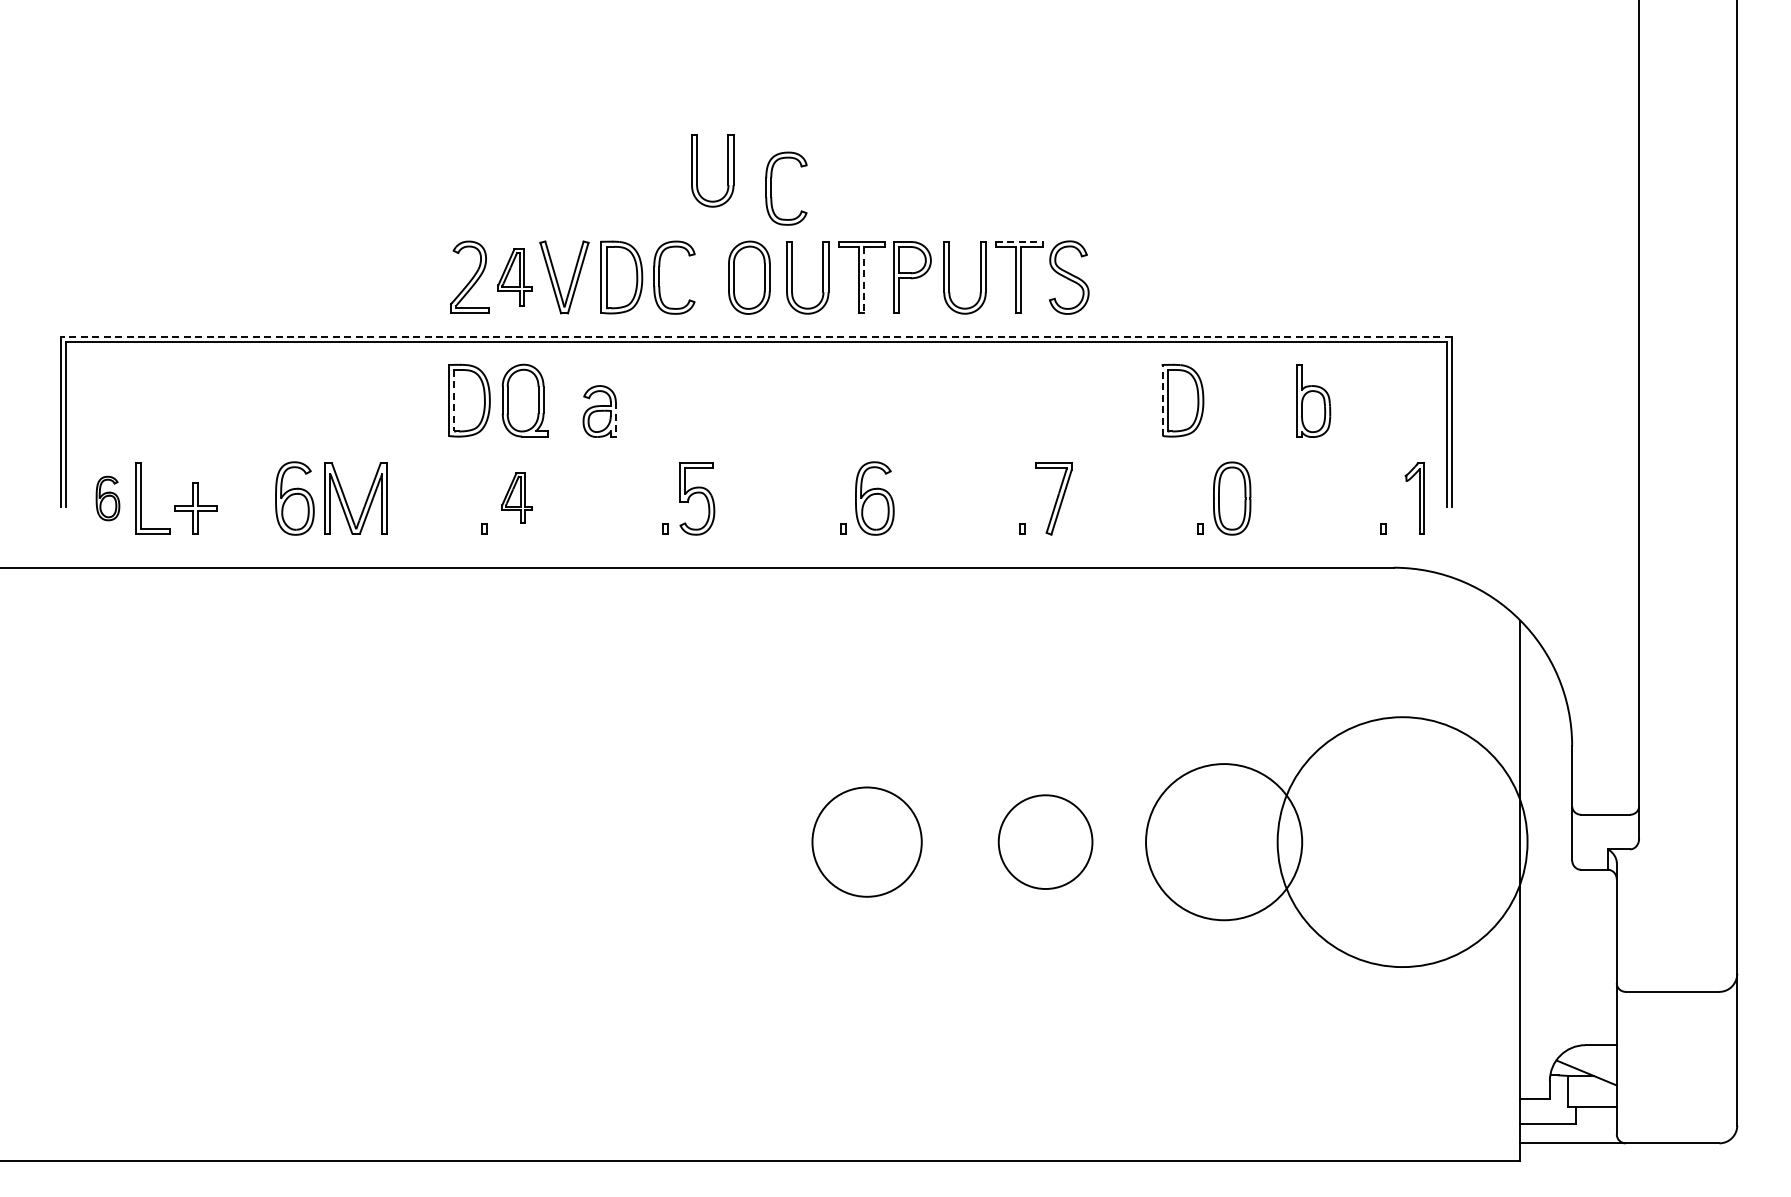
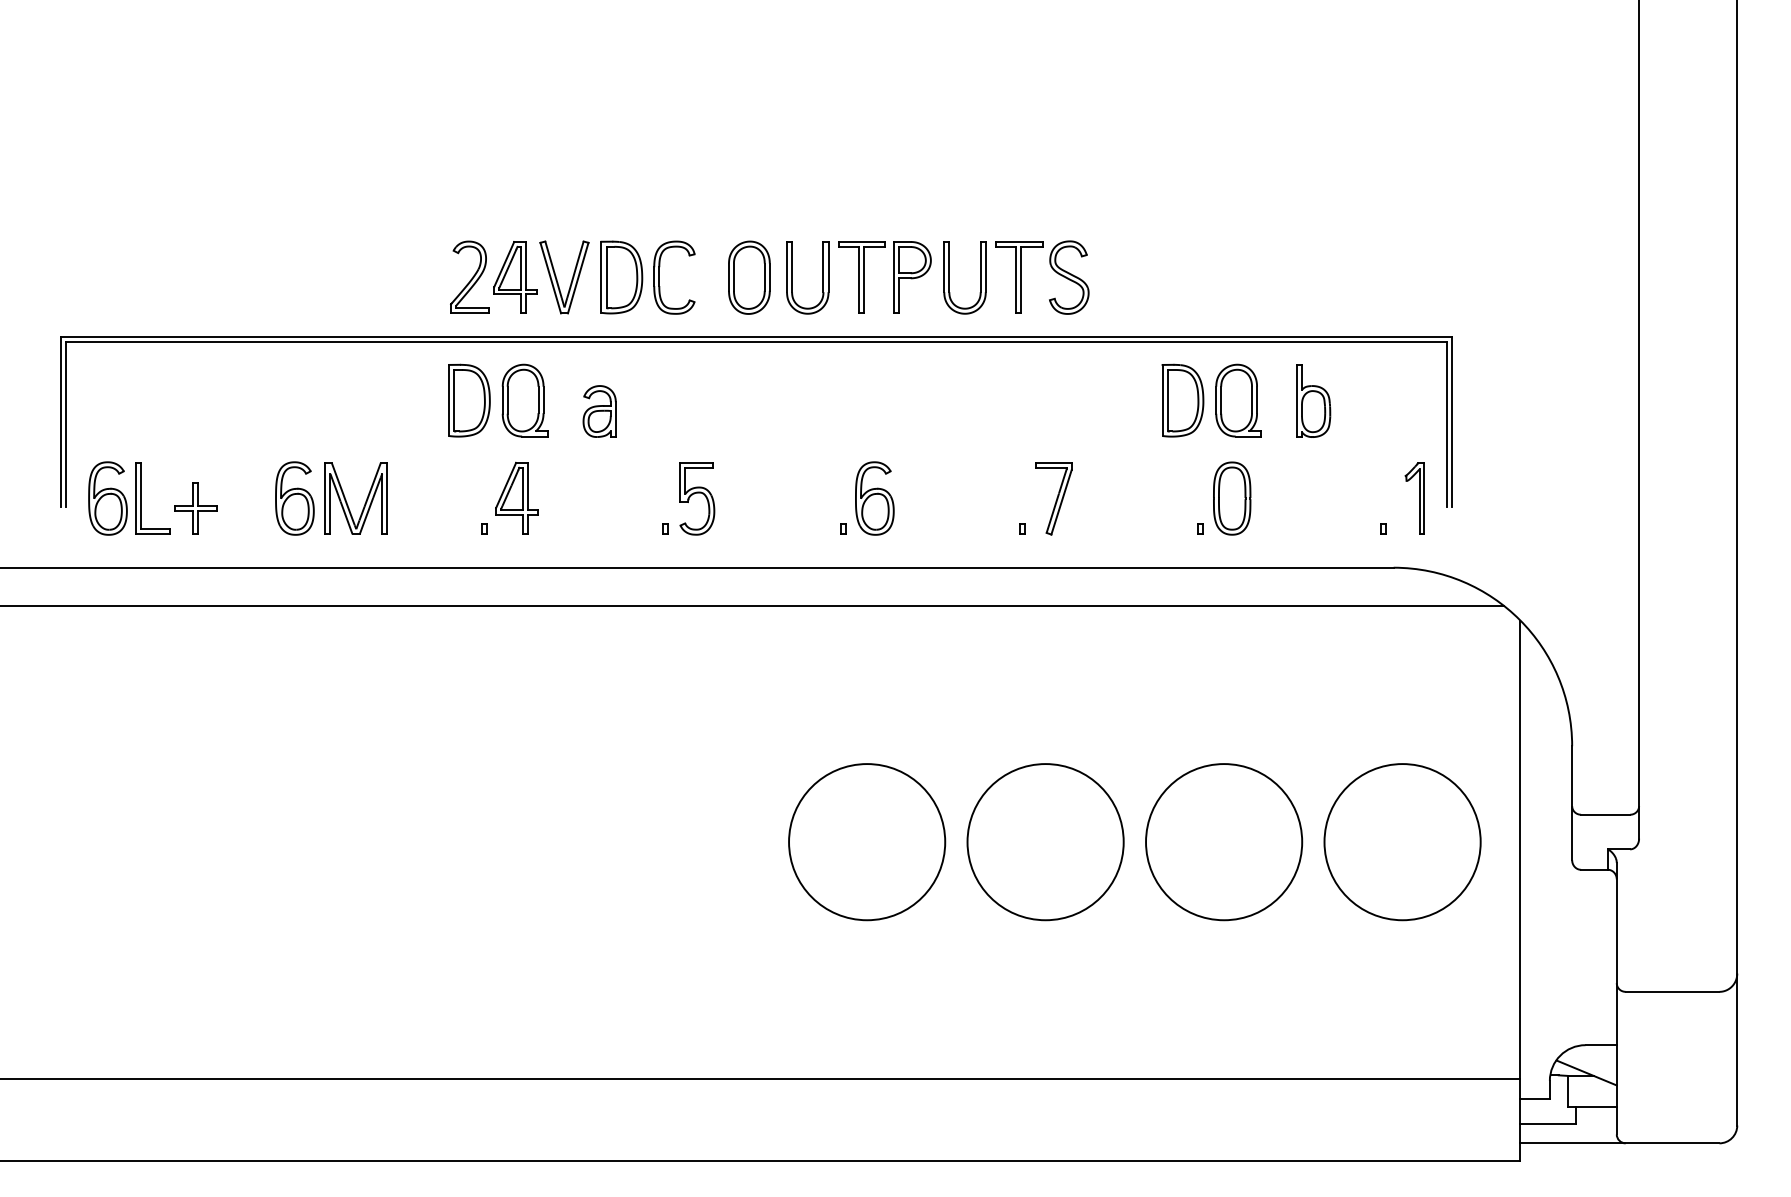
part: present -> none (697, 170)
part: present -> none (771, 188)
line: dashed -> solid (1019, 242)
part size: 36x59 px -> 45x73 px (515, 277)
line: dashed -> solid (864, 280)
line: dashed -> solid (756, 337)
line: dashed -> solid (454, 400)
line: dashed -> solid (1162, 400)
part: none -> present (1238, 400)
line: dashed -> solid (615, 419)
part size: 32x52 px -> 44x74 px (516, 497)
part size: 26x47 px -> 40x75 px (107, 498)
line: none -> present (752, 605)
circle diameter: 109 px -> 156 px (867, 842)
circle diameter: 94 px -> 156 px (1045, 842)
circle diameter: 250 px -> 156 px (1402, 842)
line: none -> present (761, 1078)
